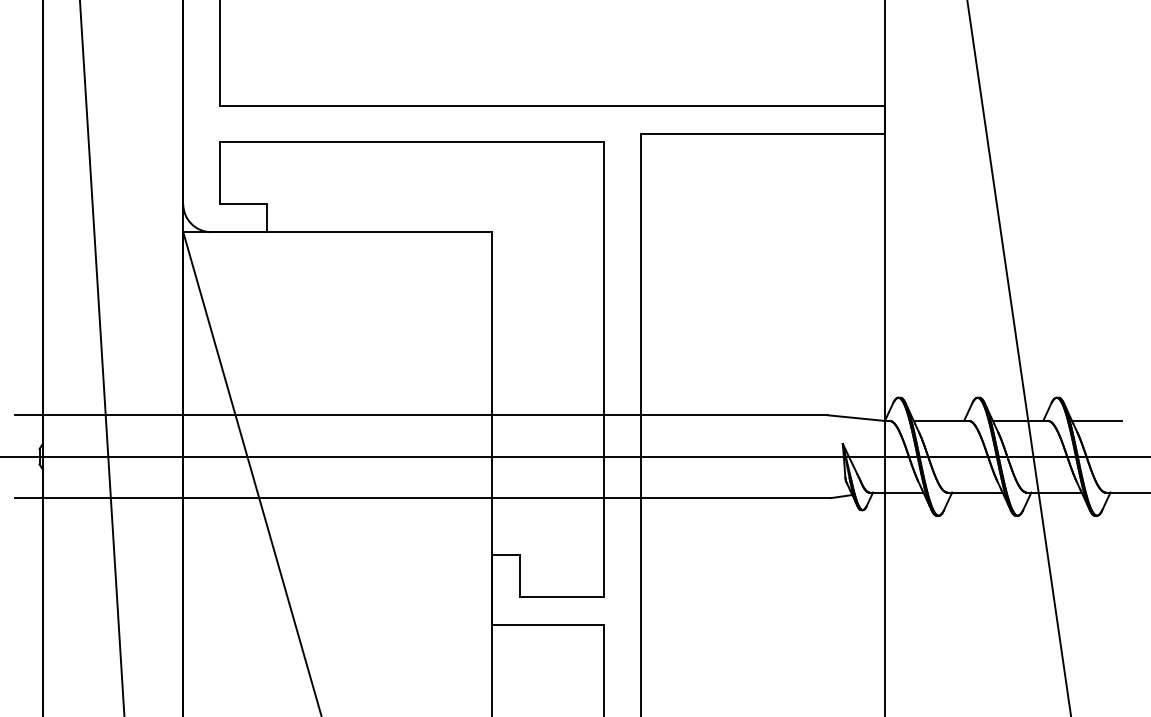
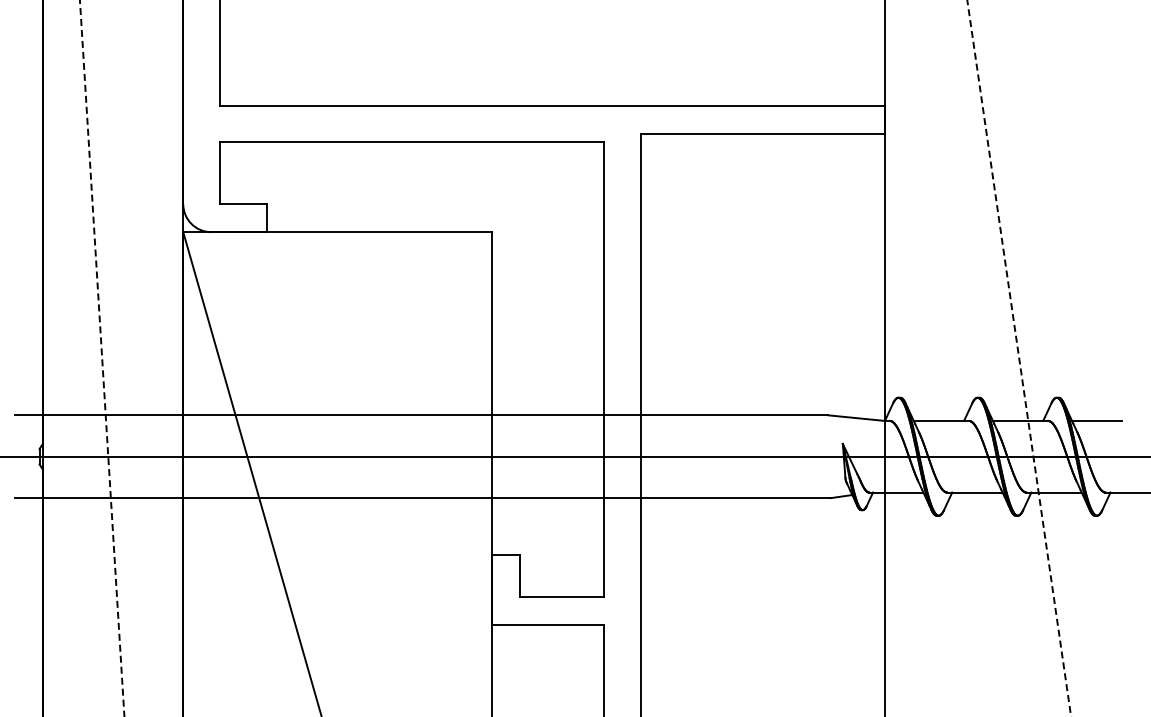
line: solid -> dashed (1019, 358)
line: solid -> dashed (102, 359)
